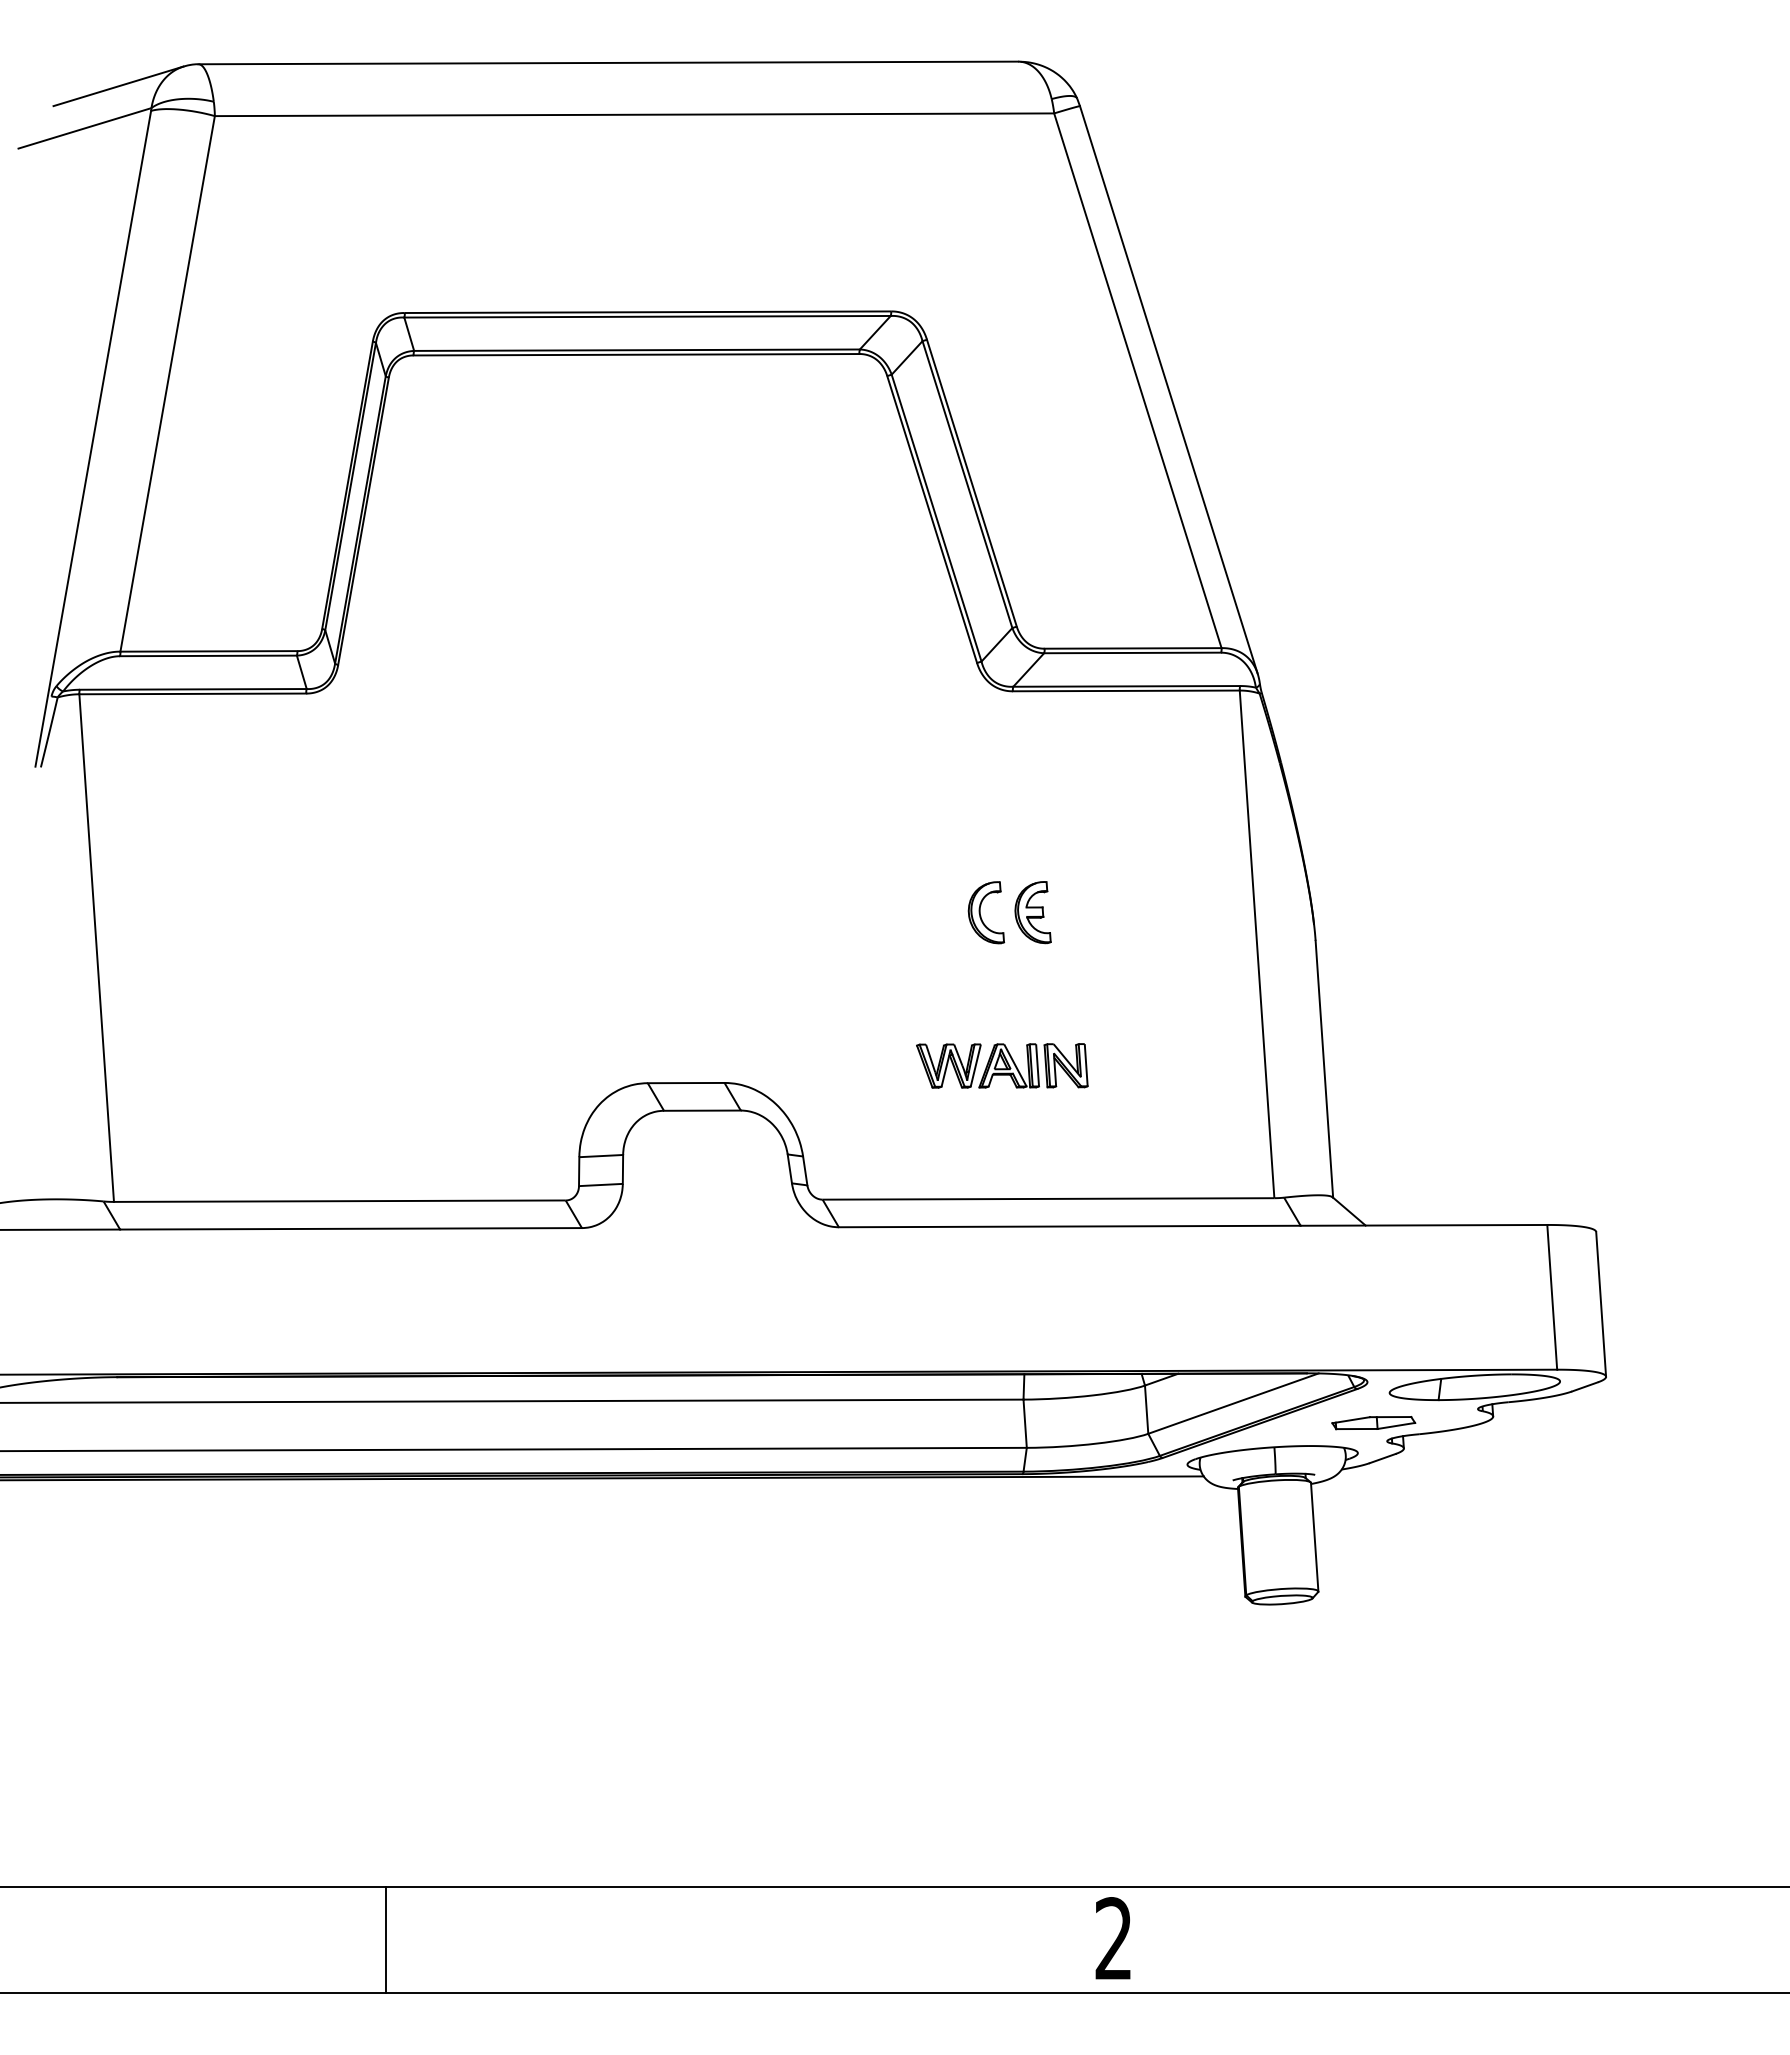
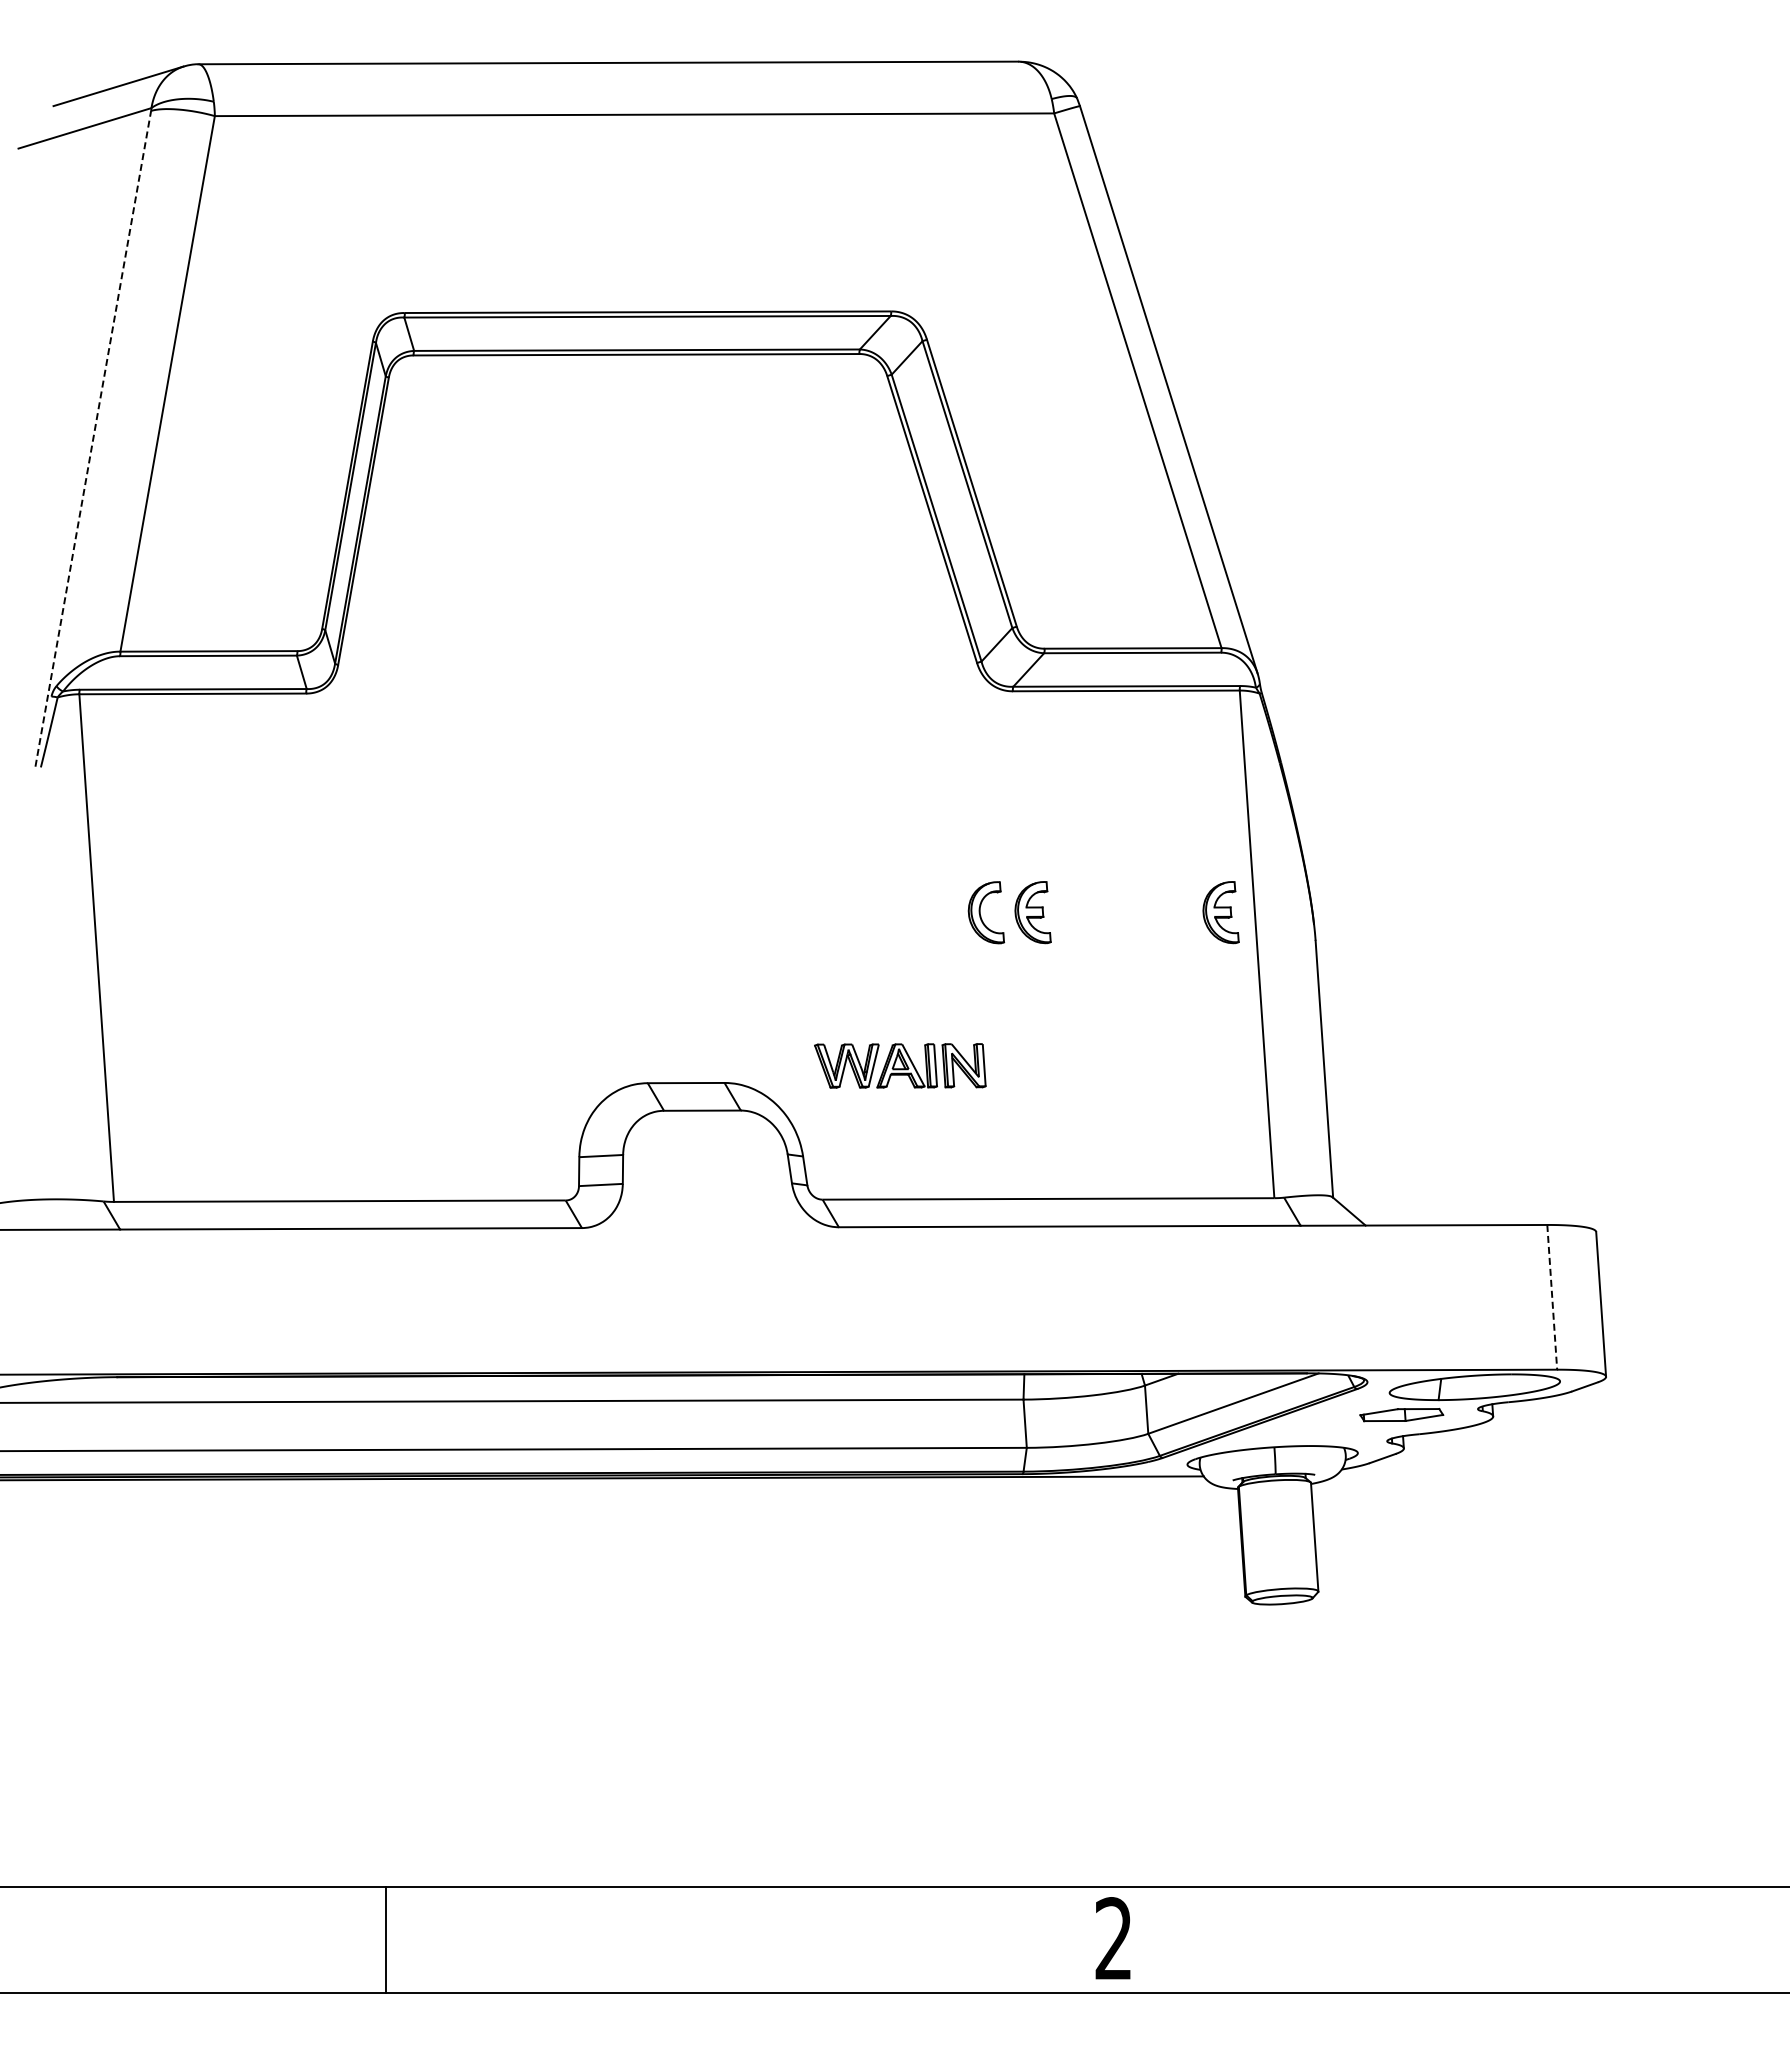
line: solid -> dashed (93, 438)
part: none -> present (1220, 912)
part position: (1002, 1065) -> (900, 1065) (900, 1065)
line: solid -> dashed (1552, 1297)
part position: (1373, 1423) -> (1401, 1415) (1401, 1415)
